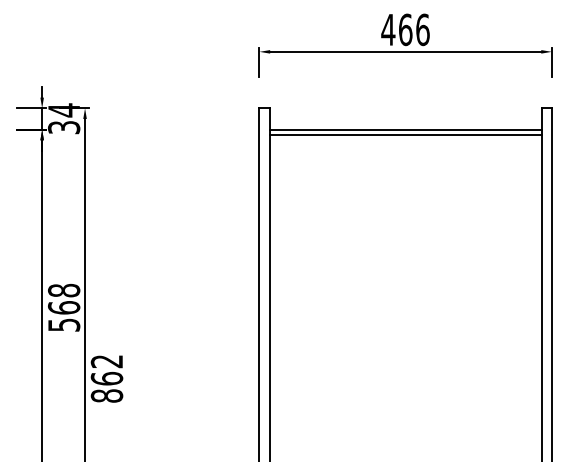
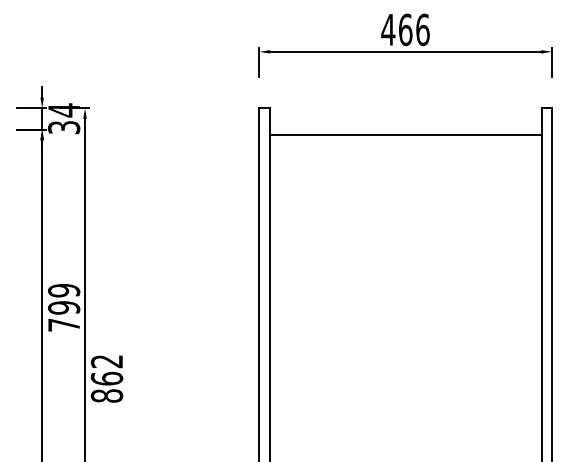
line: present -> none (405, 129)
text: 568 -> 799 (63, 307)
